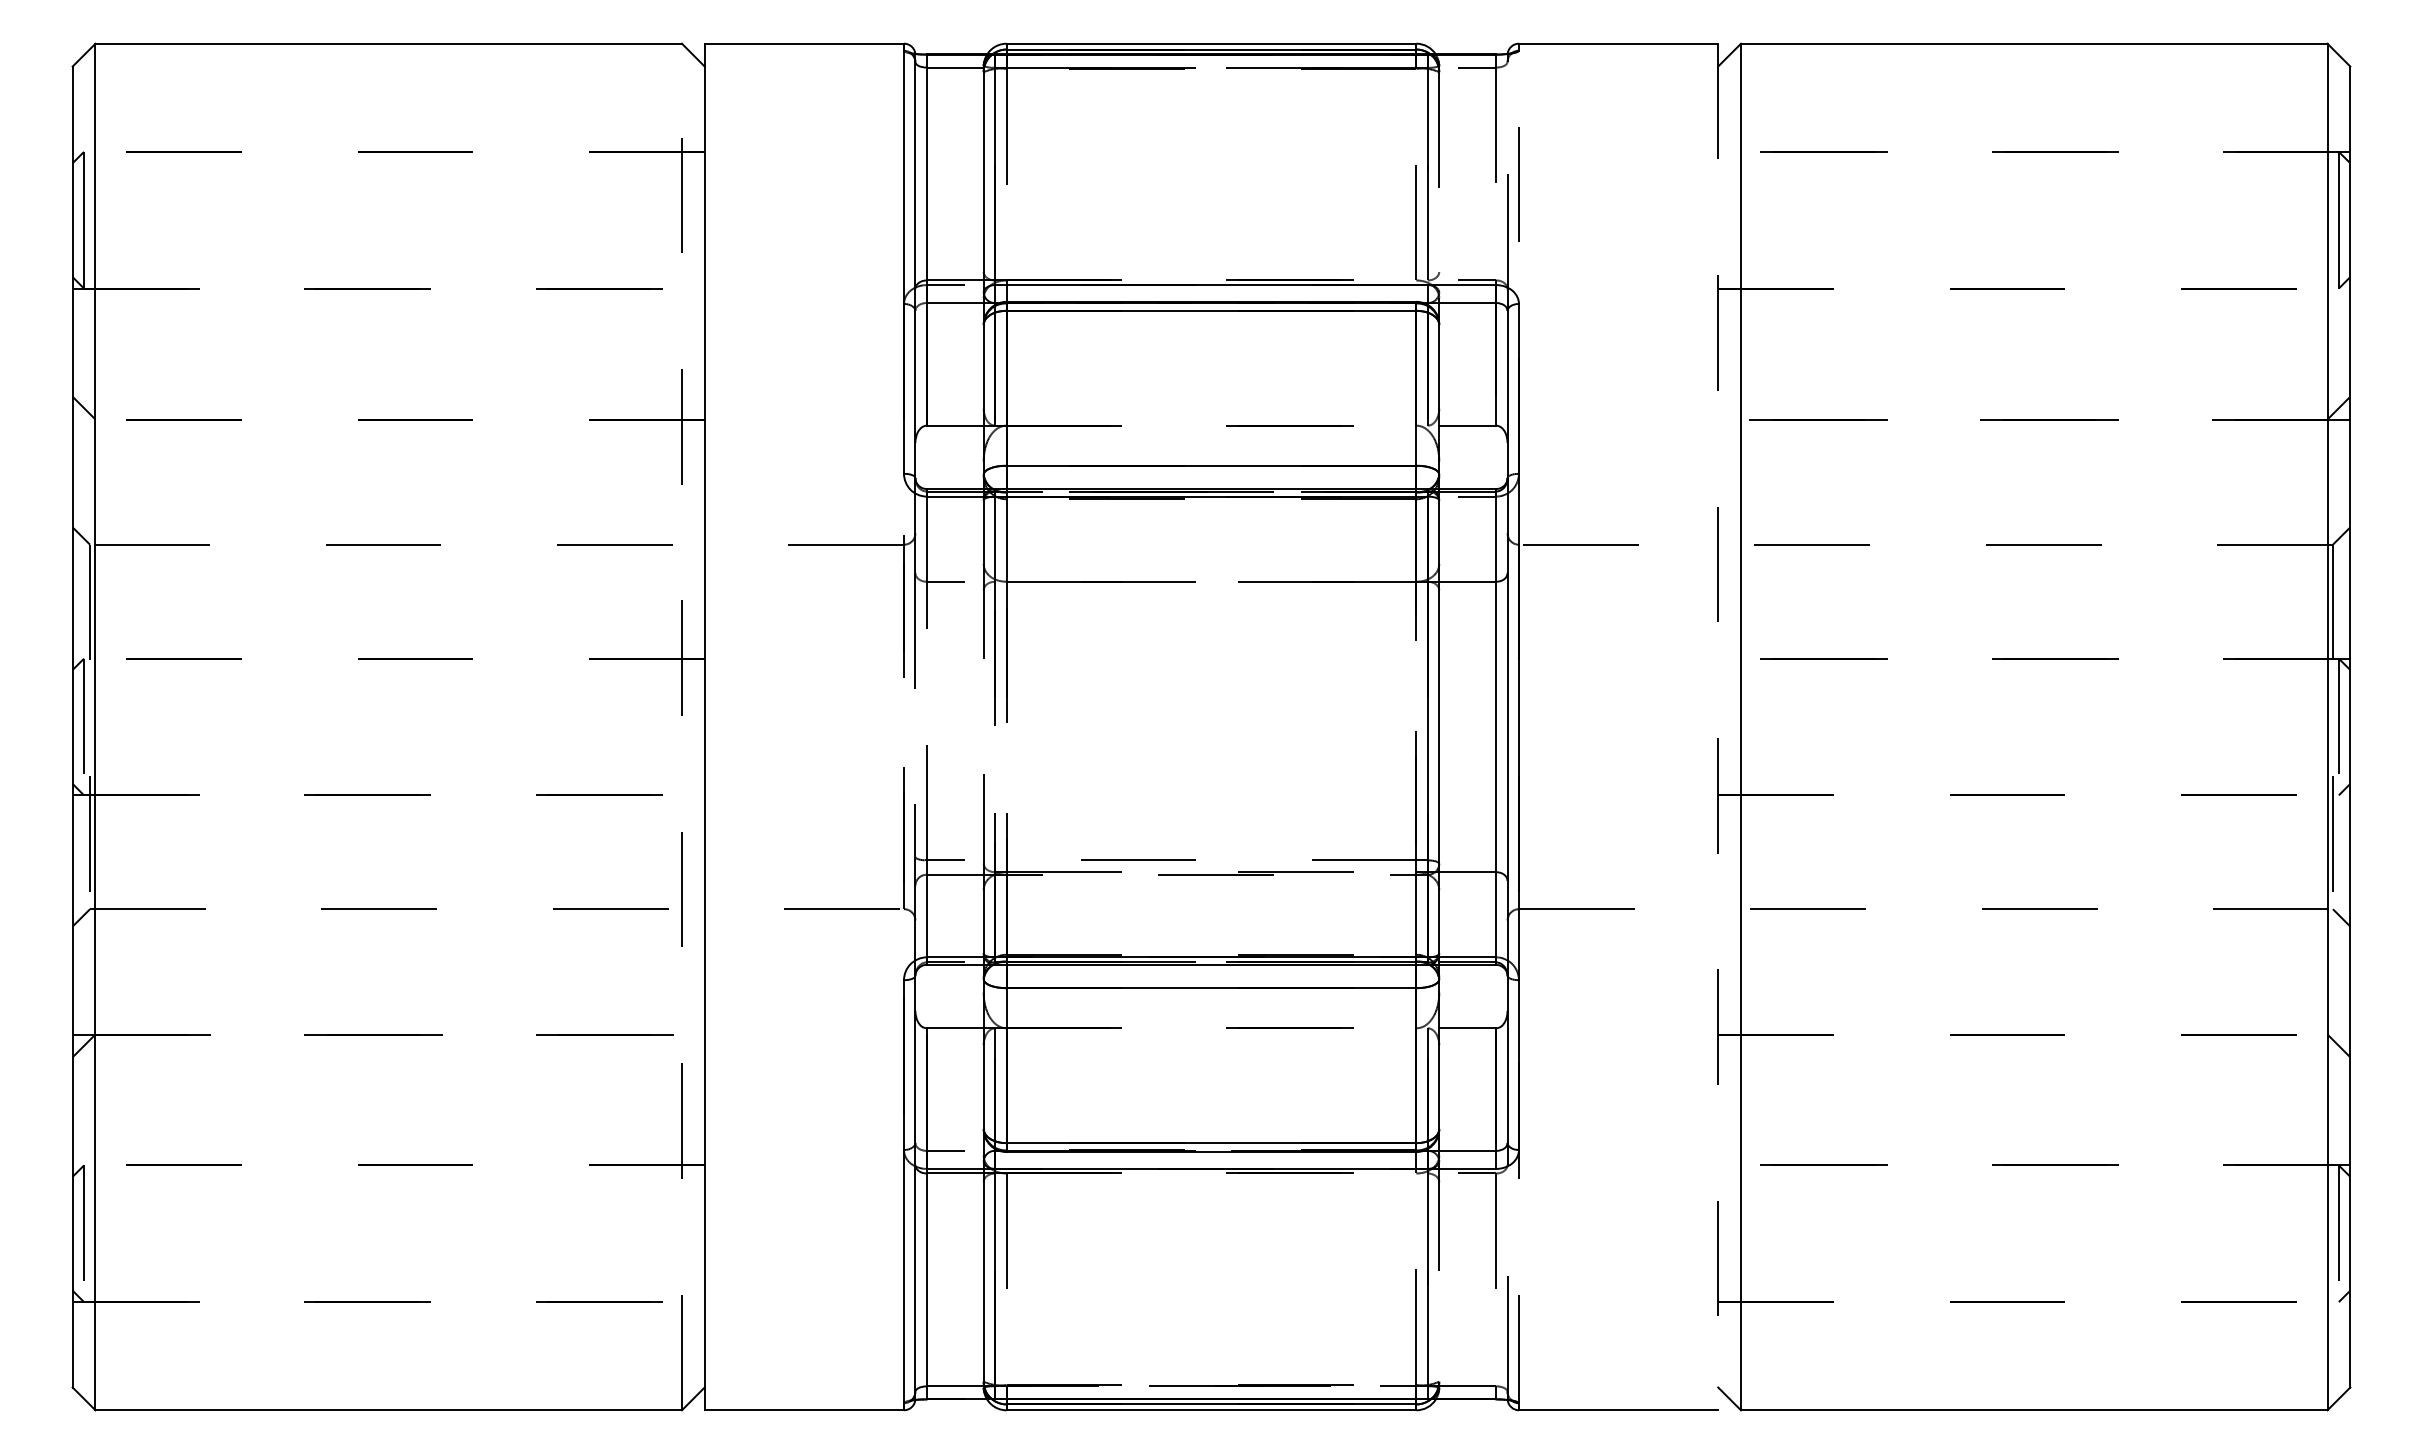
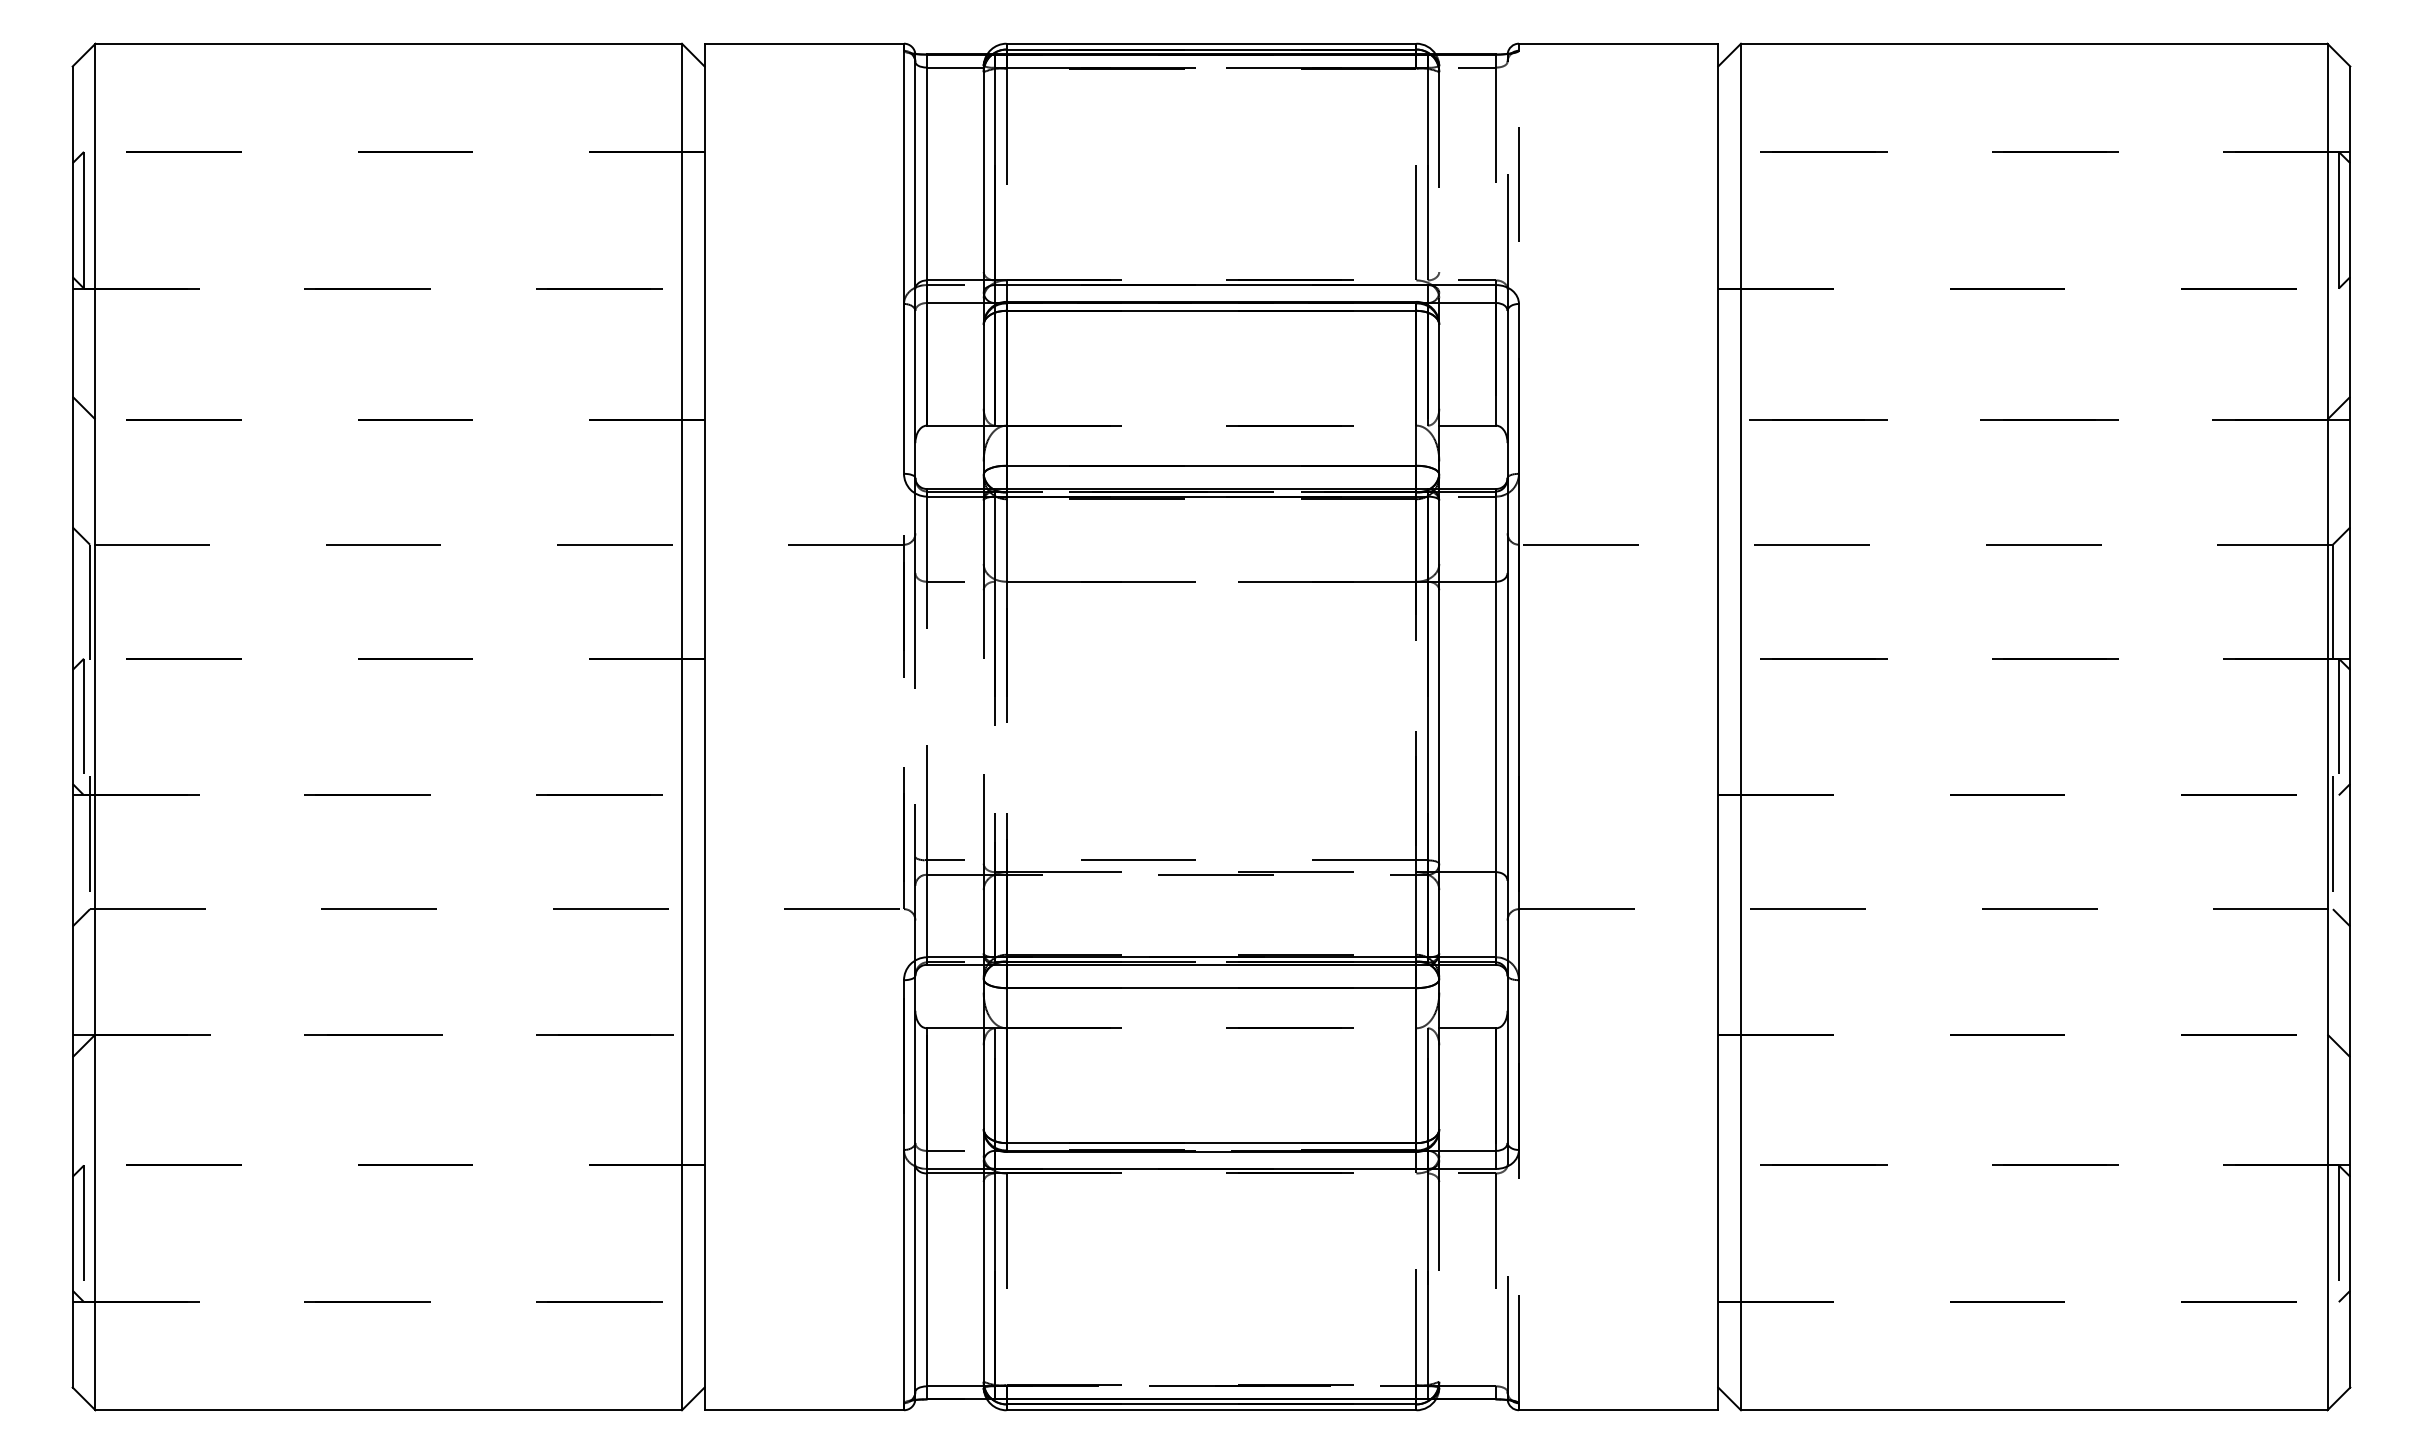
line: dashed -> solid (681, 726)
line: dashed -> solid (1718, 727)
